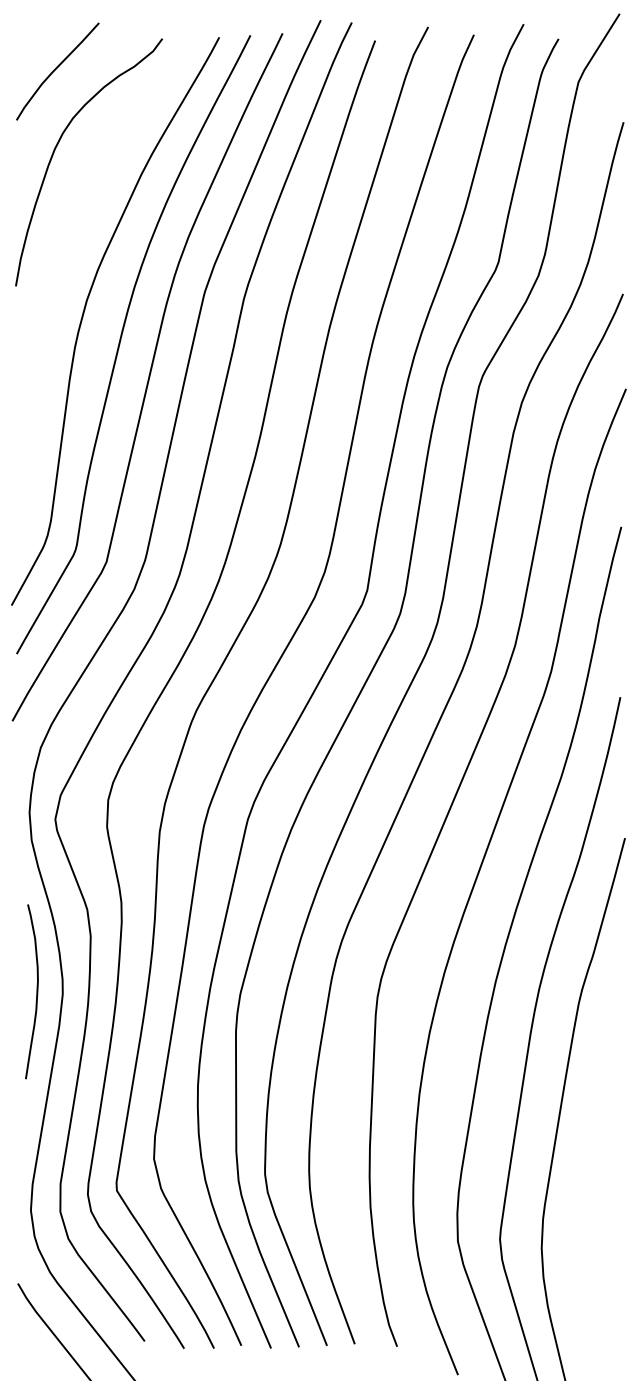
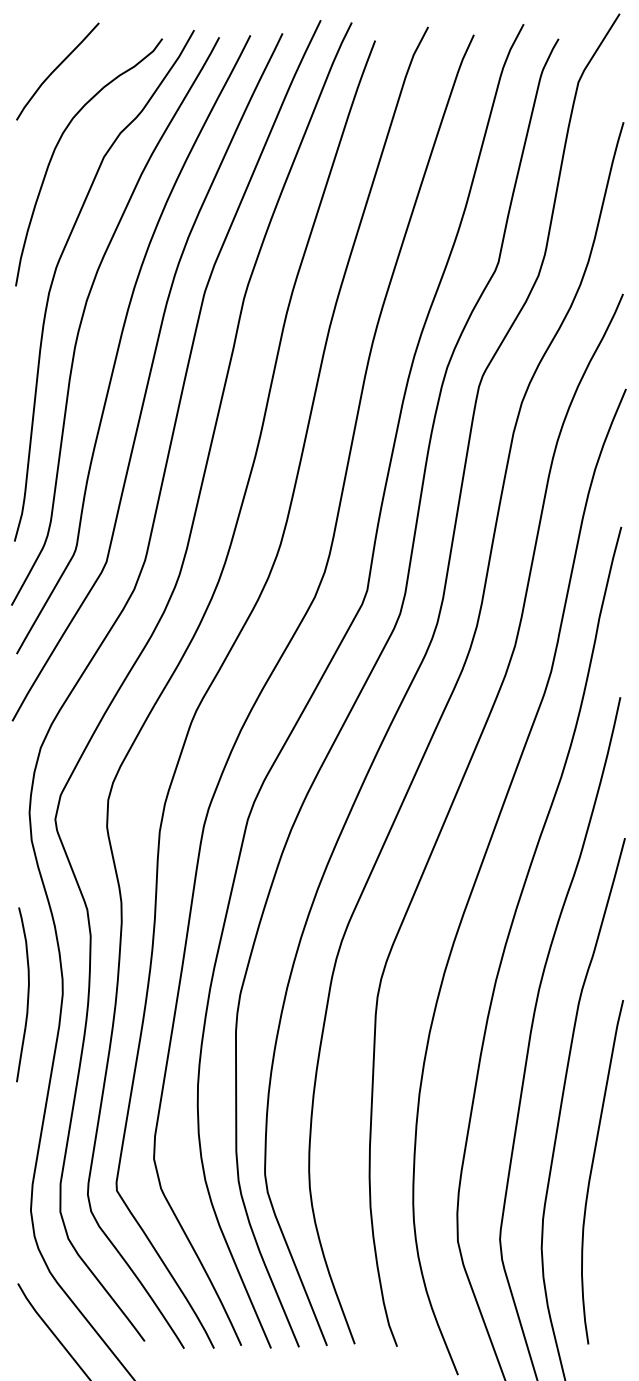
curve: none -> present (56, 271)
curve position: (36, 991) -> (27, 994) (27, 994)
curve: none -> present (592, 1170)
